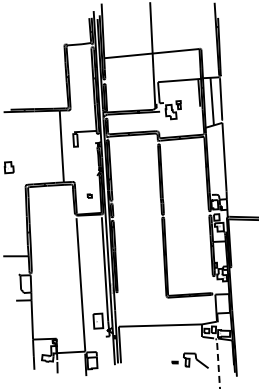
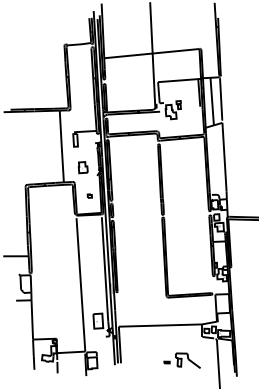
part position: (8, 167) -> (82, 167) (82, 167)
part position: (189, 360) -> (181, 360) (181, 360)
line: dashed -> solid (218, 364)
